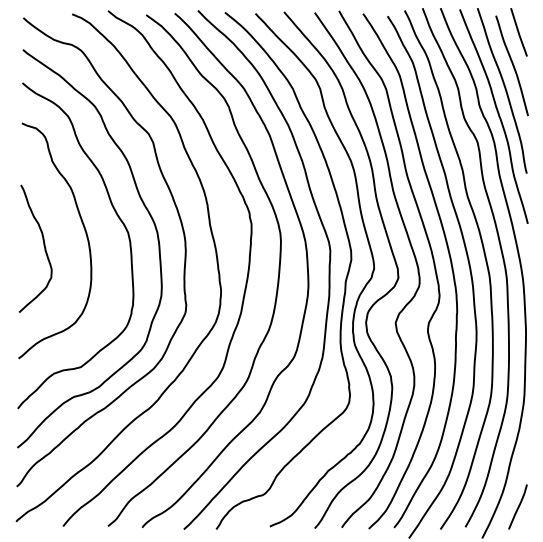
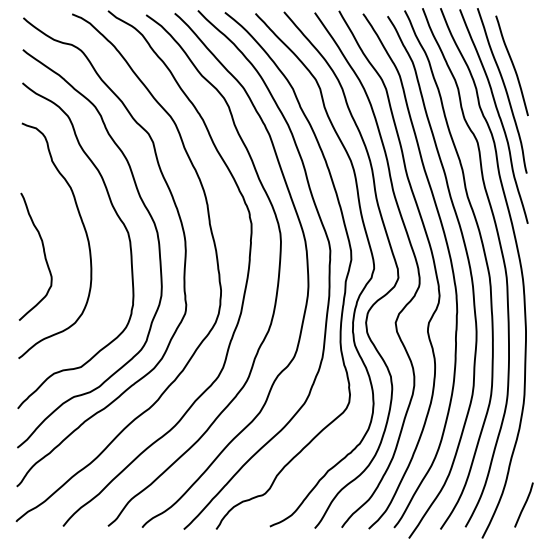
line: present -> none (518, 32)
curve position: (43, 245) -> (43, 253) (43, 253)
line position: (518, 506) -> (524, 504) (524, 504)
